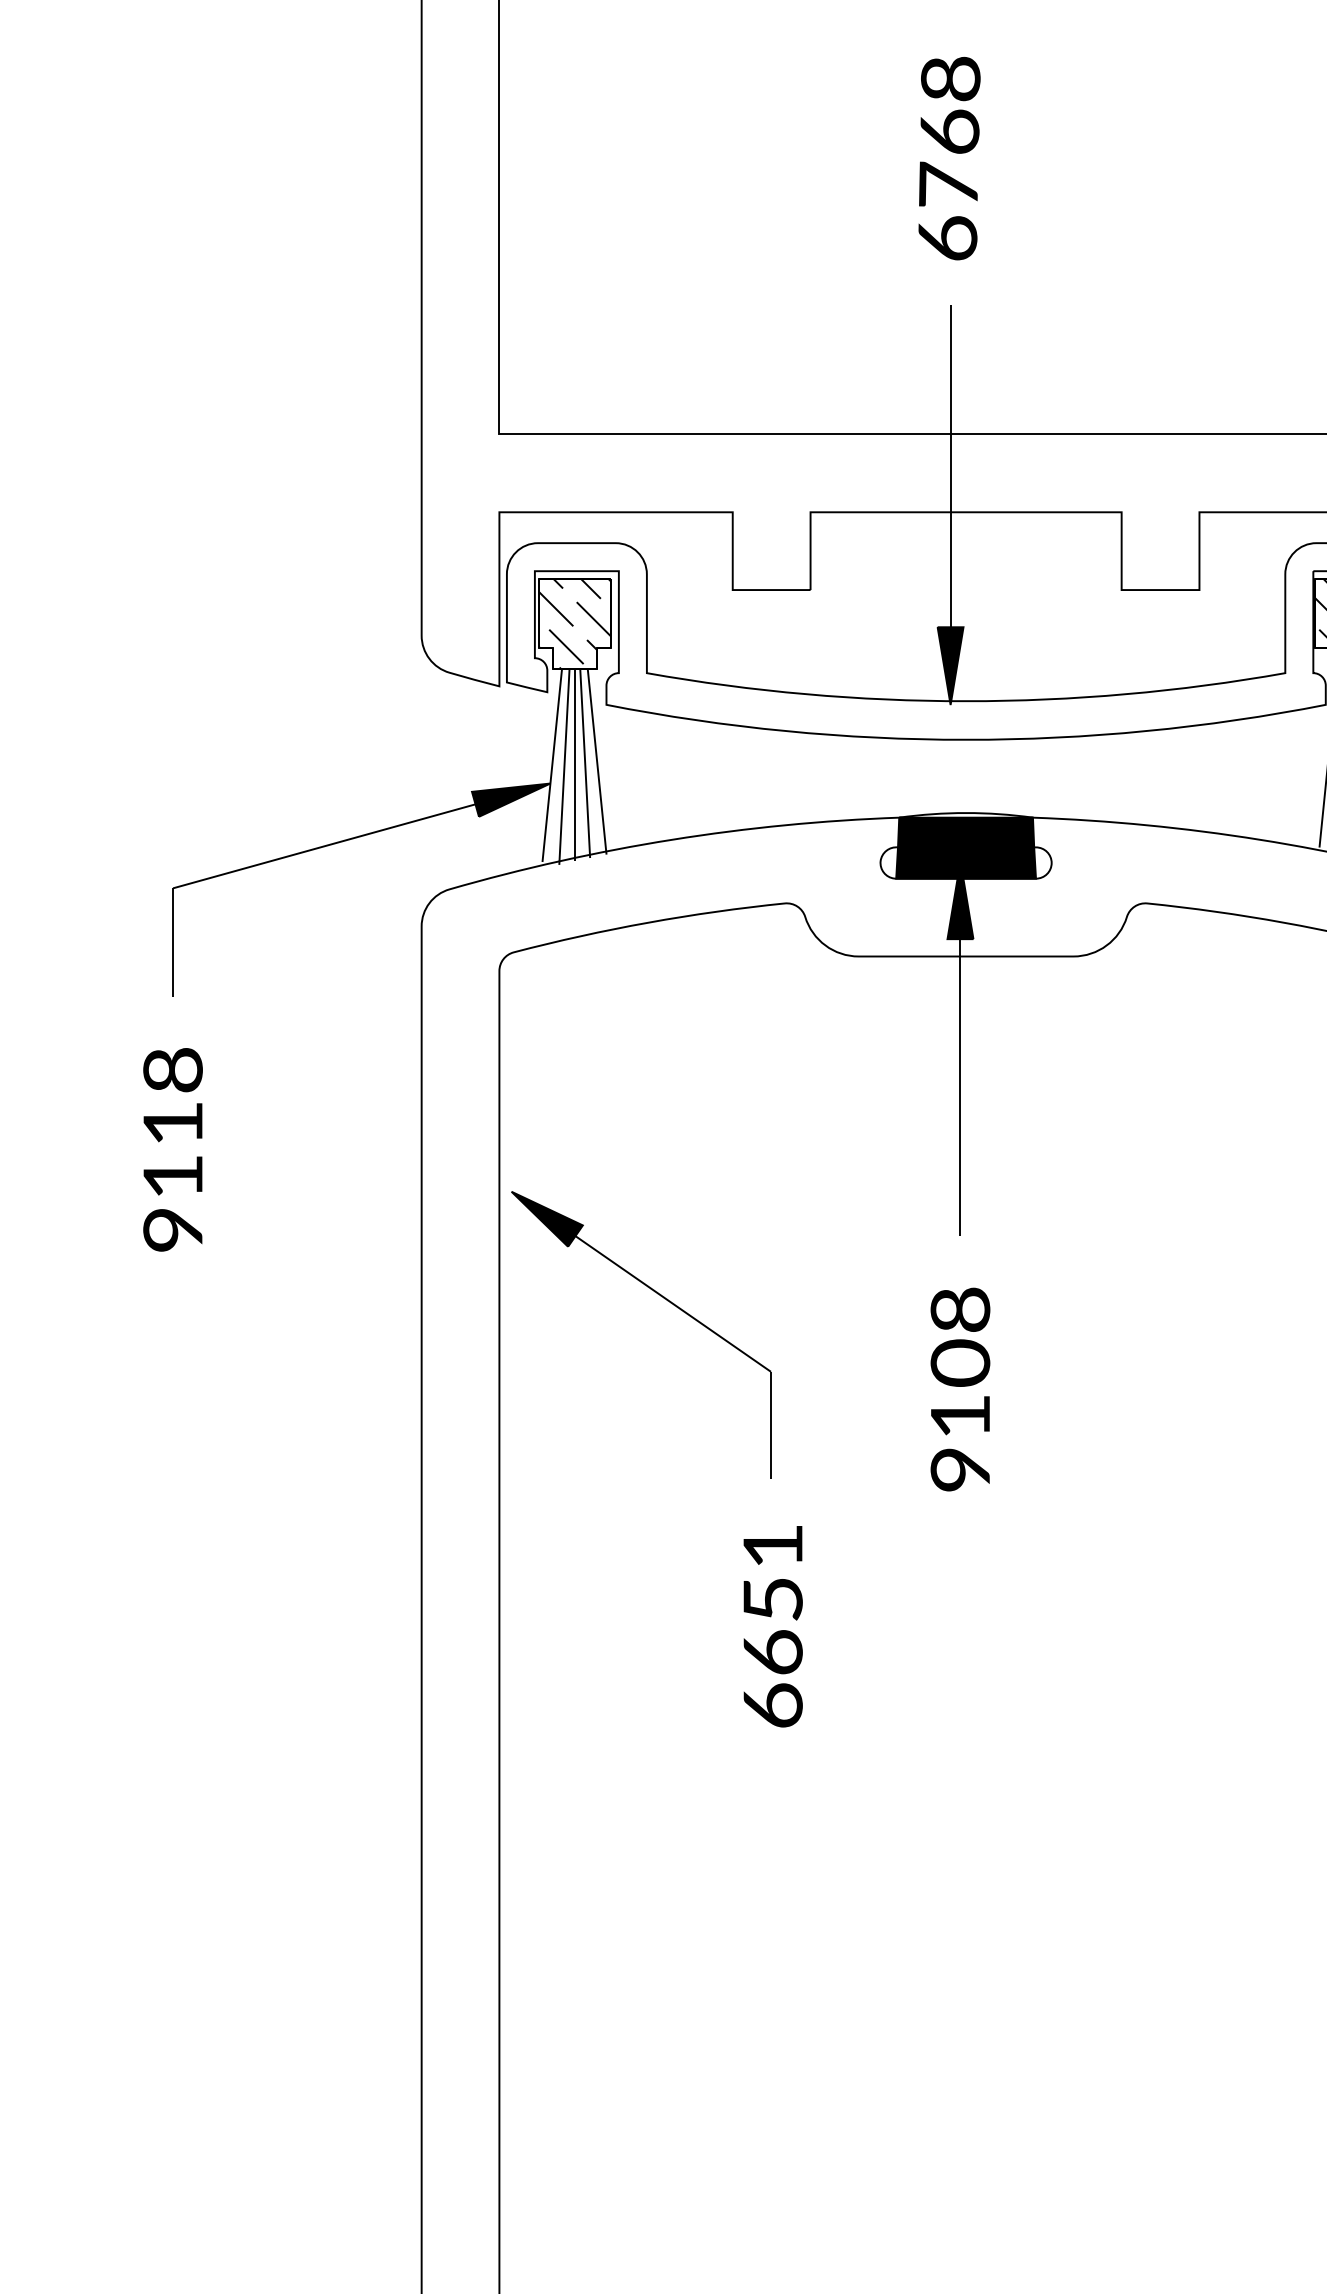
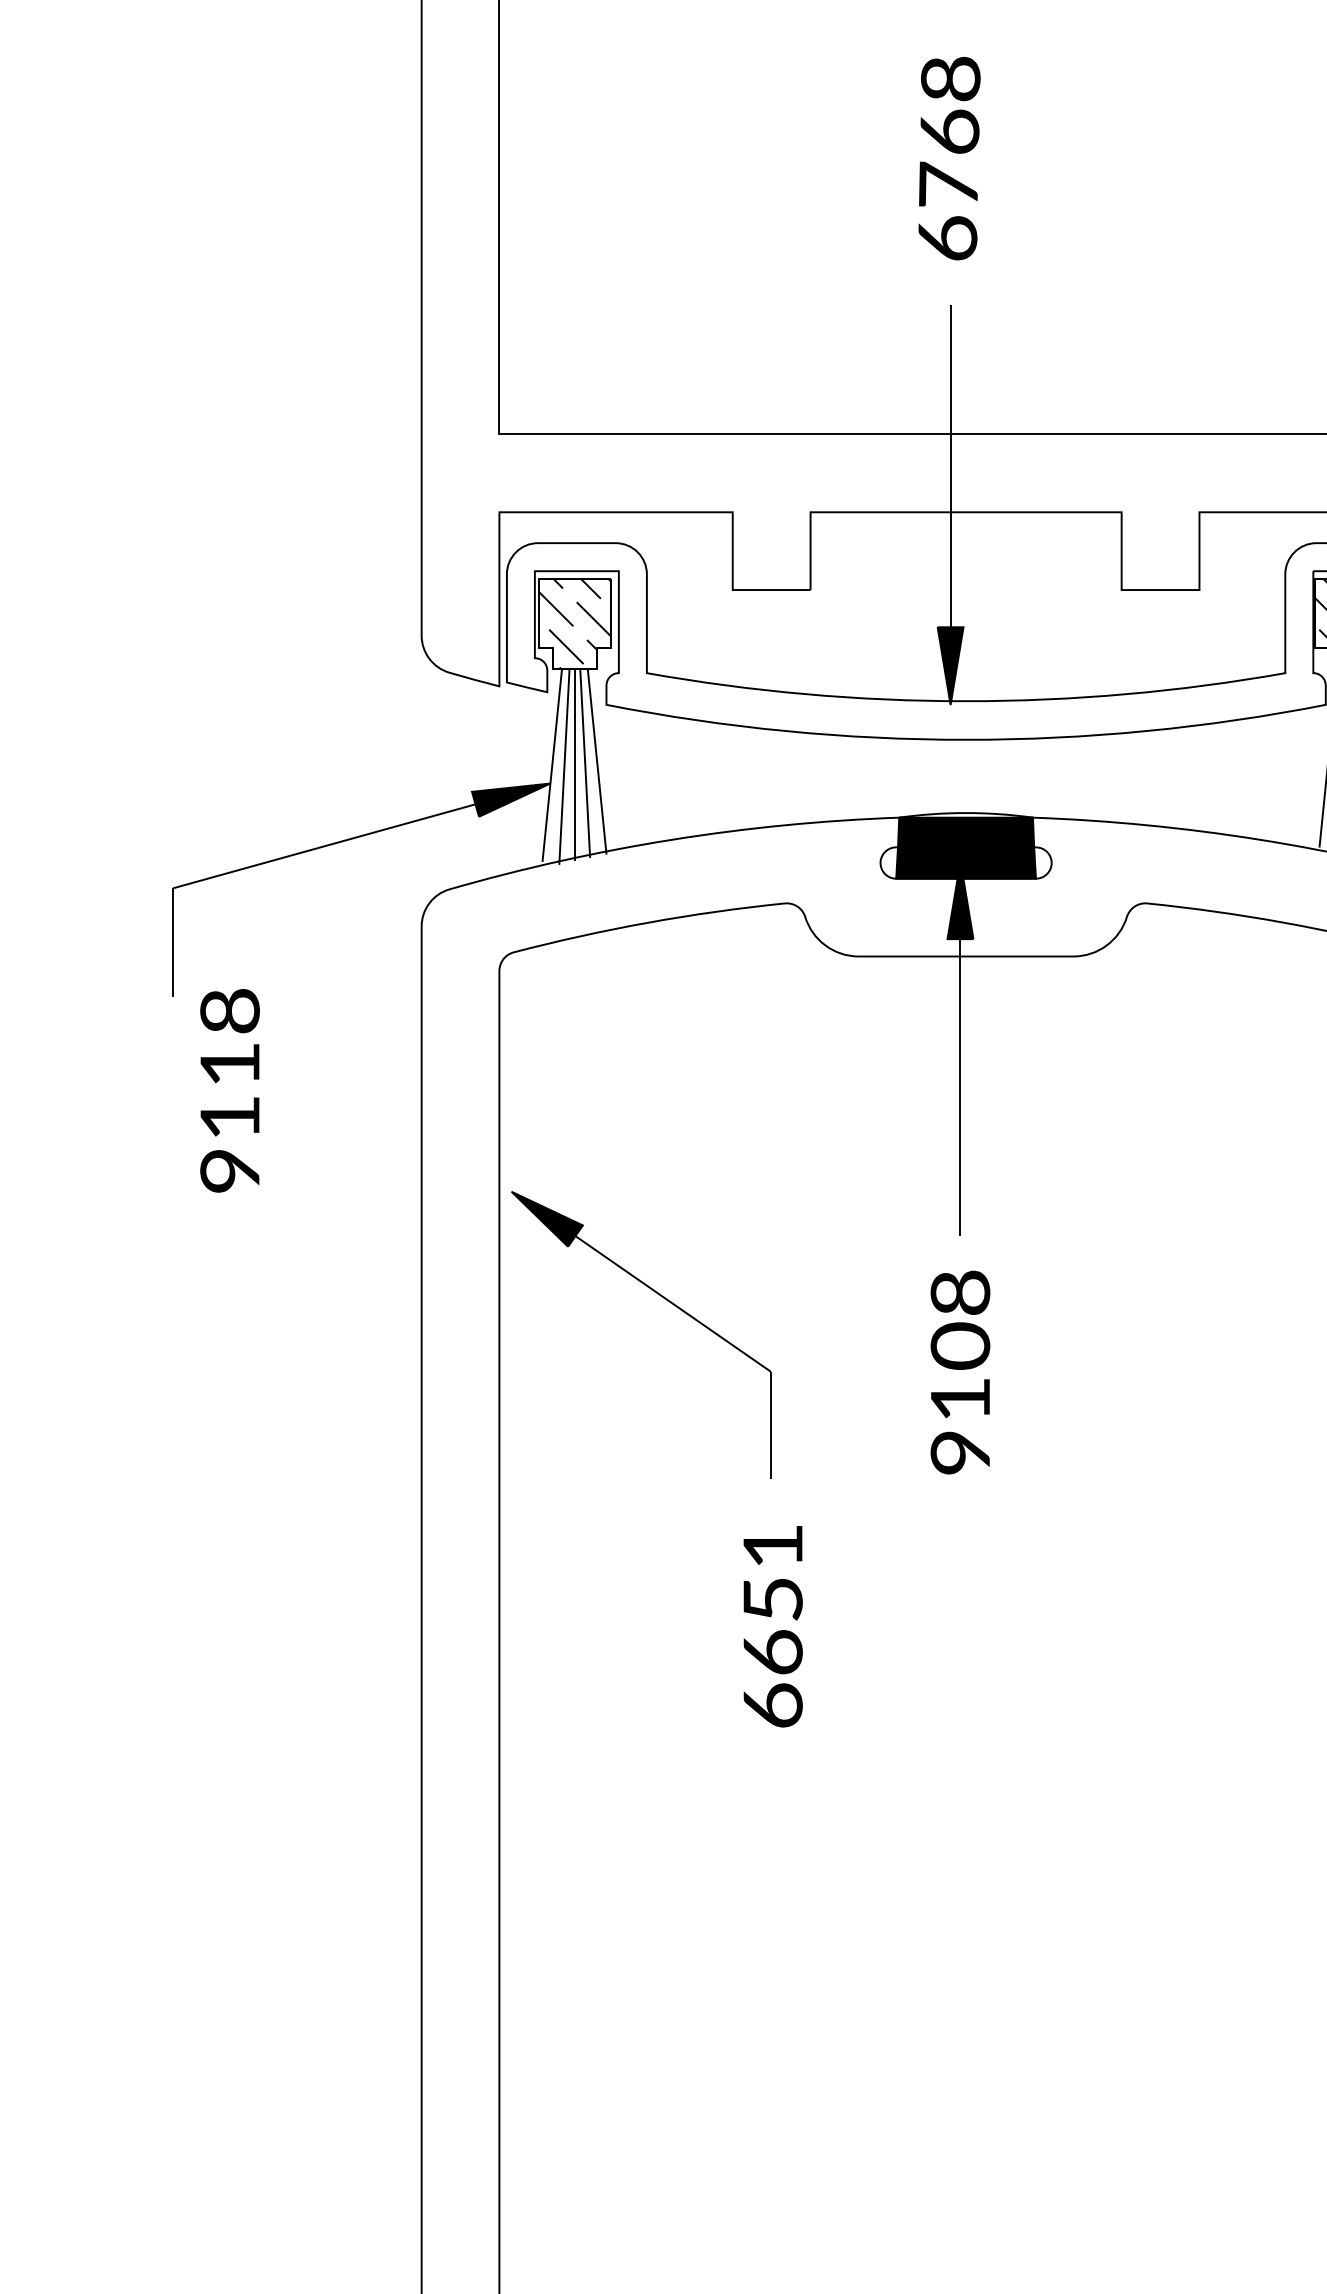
text position: (172, 1149) -> (229, 1090) (229, 1090)
text position: (960, 1389) -> (960, 1372) (960, 1372)
